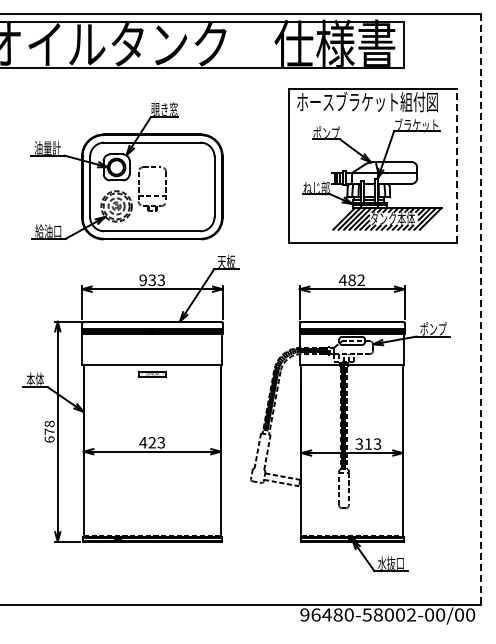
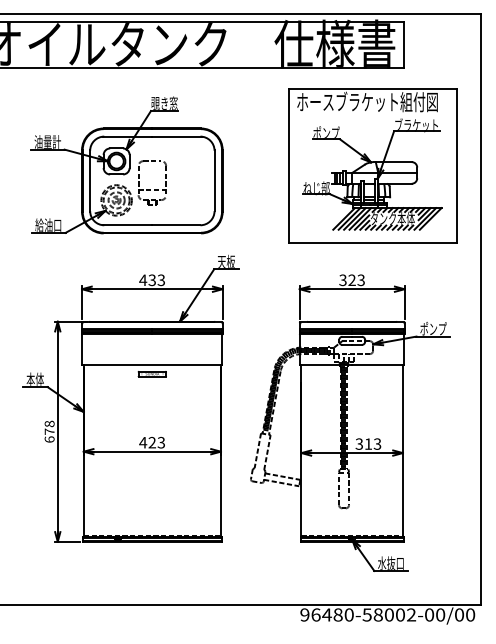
line: dashed -> solid (456, 165)
part position: (126, 171) -> (126, 165) (126, 165)
text: 933 -> 433 (143, 280)
text: 482 -> 323 (351, 280)
line: dashed -> solid (481, 309)
